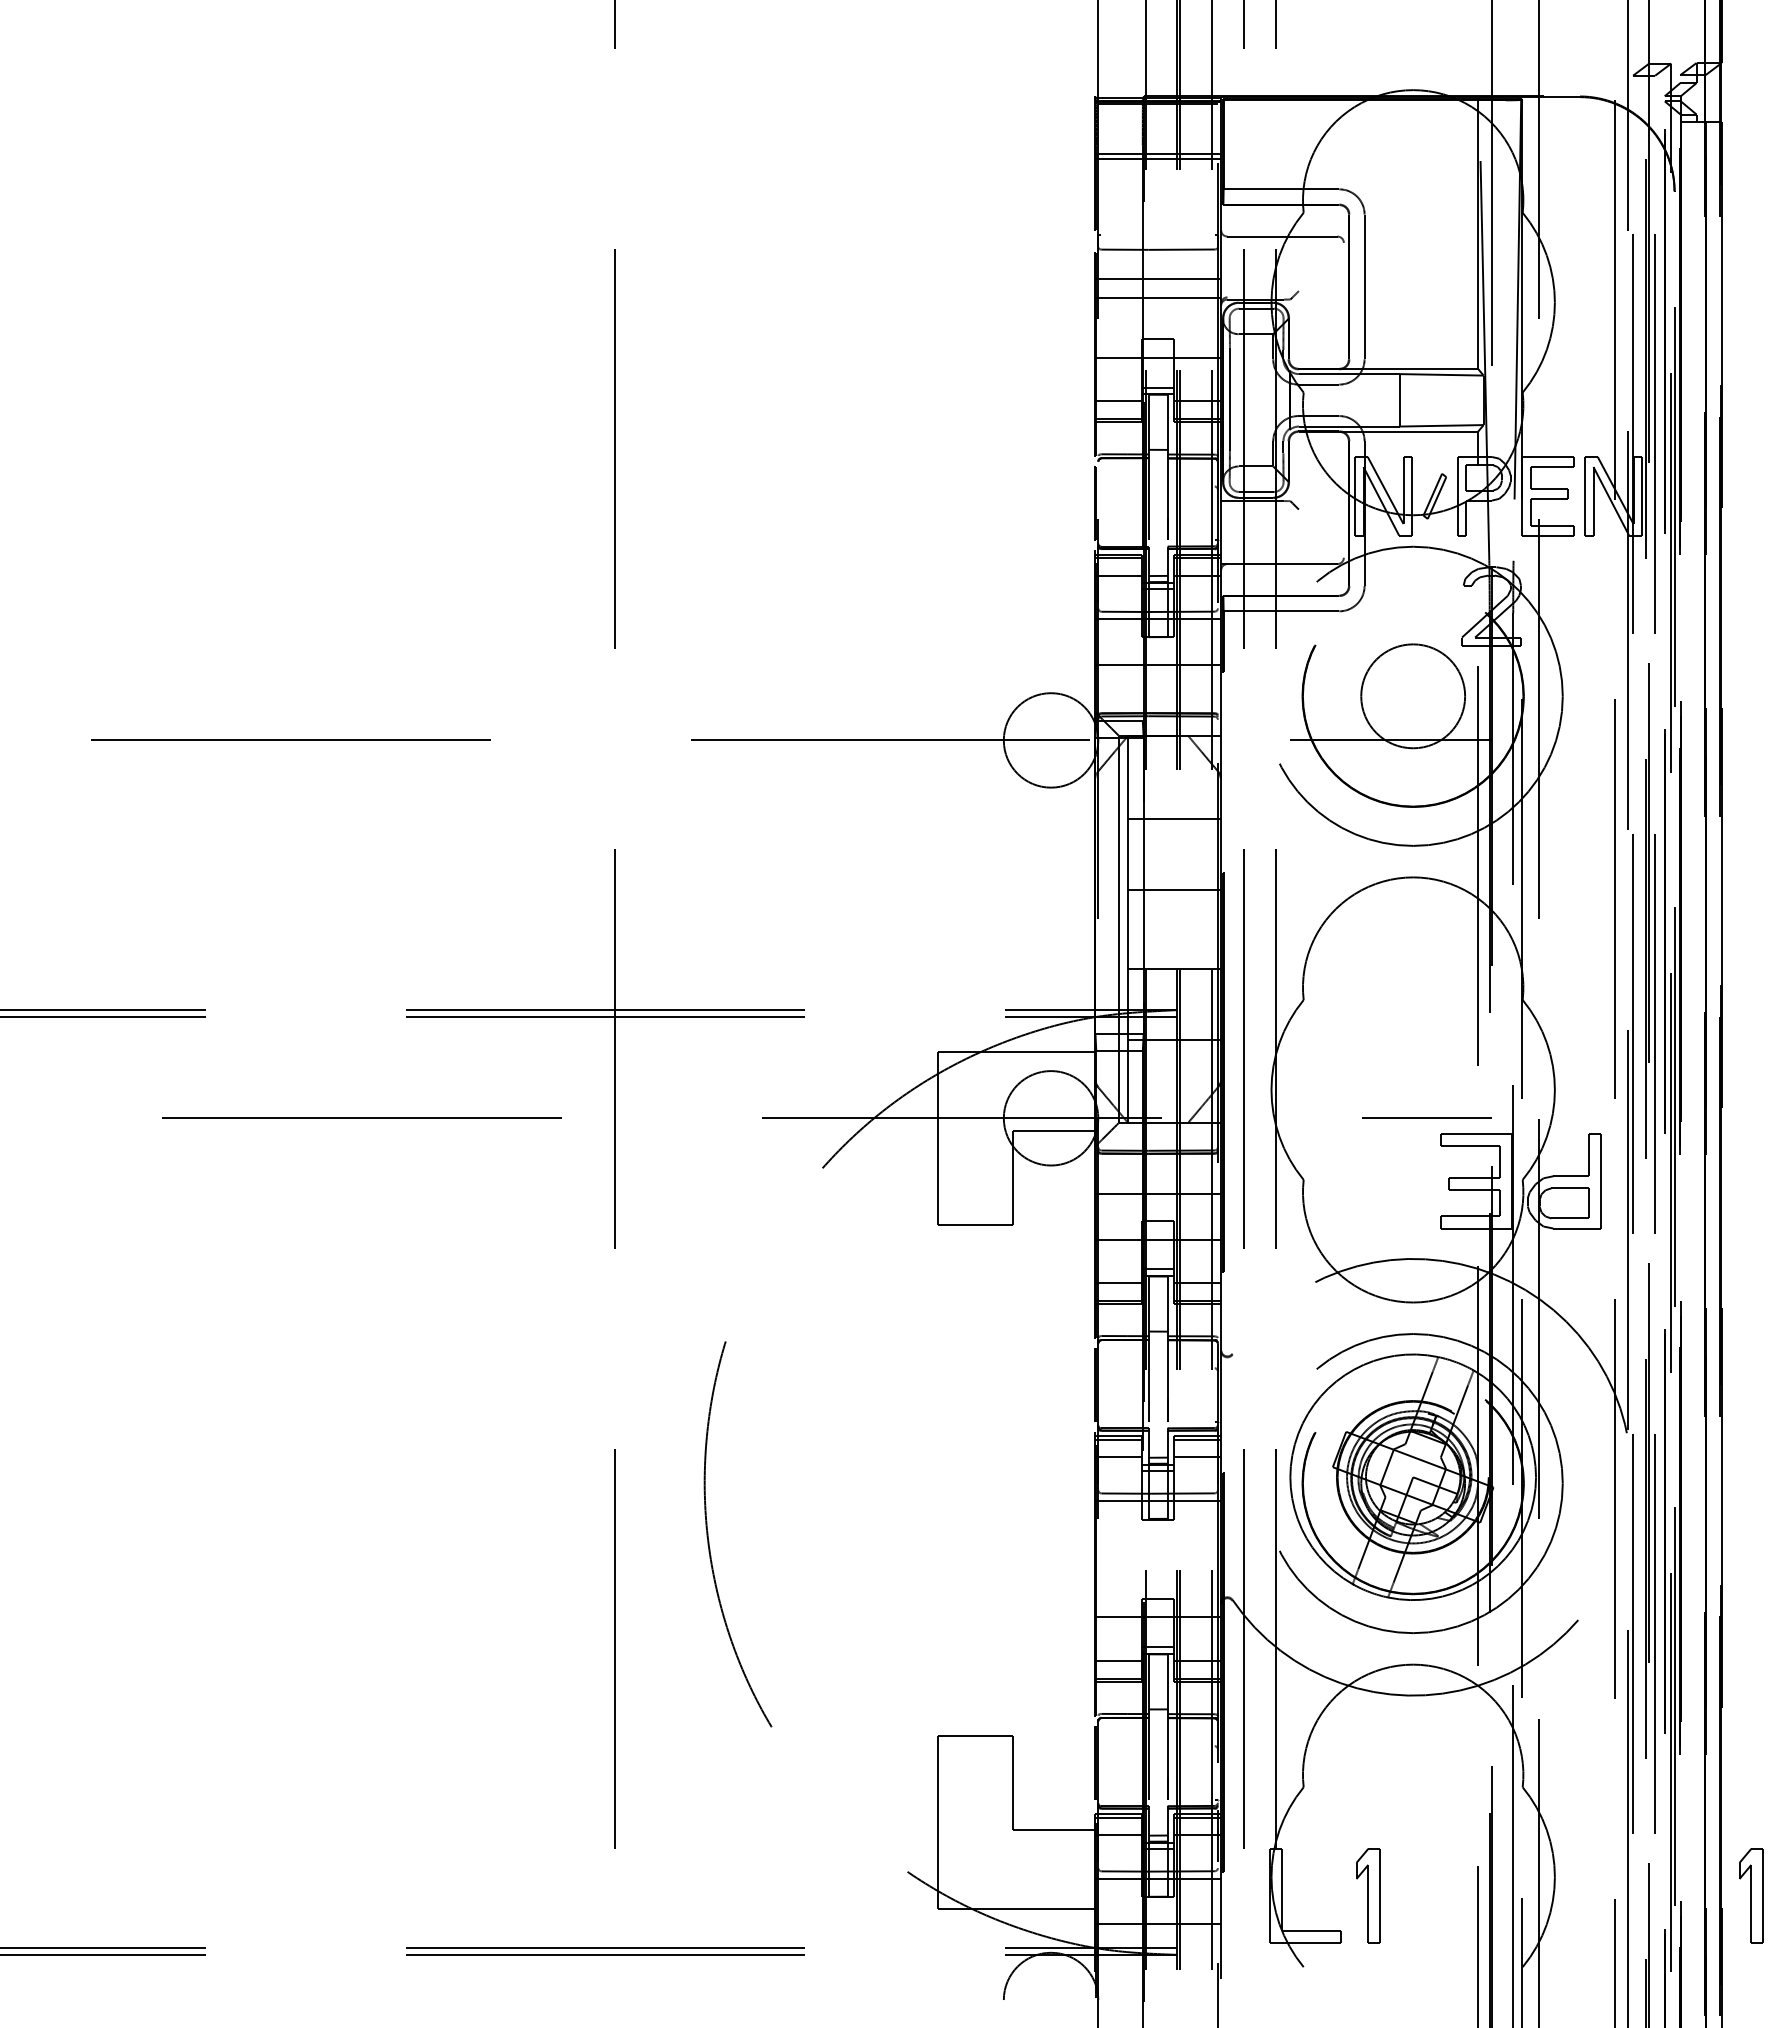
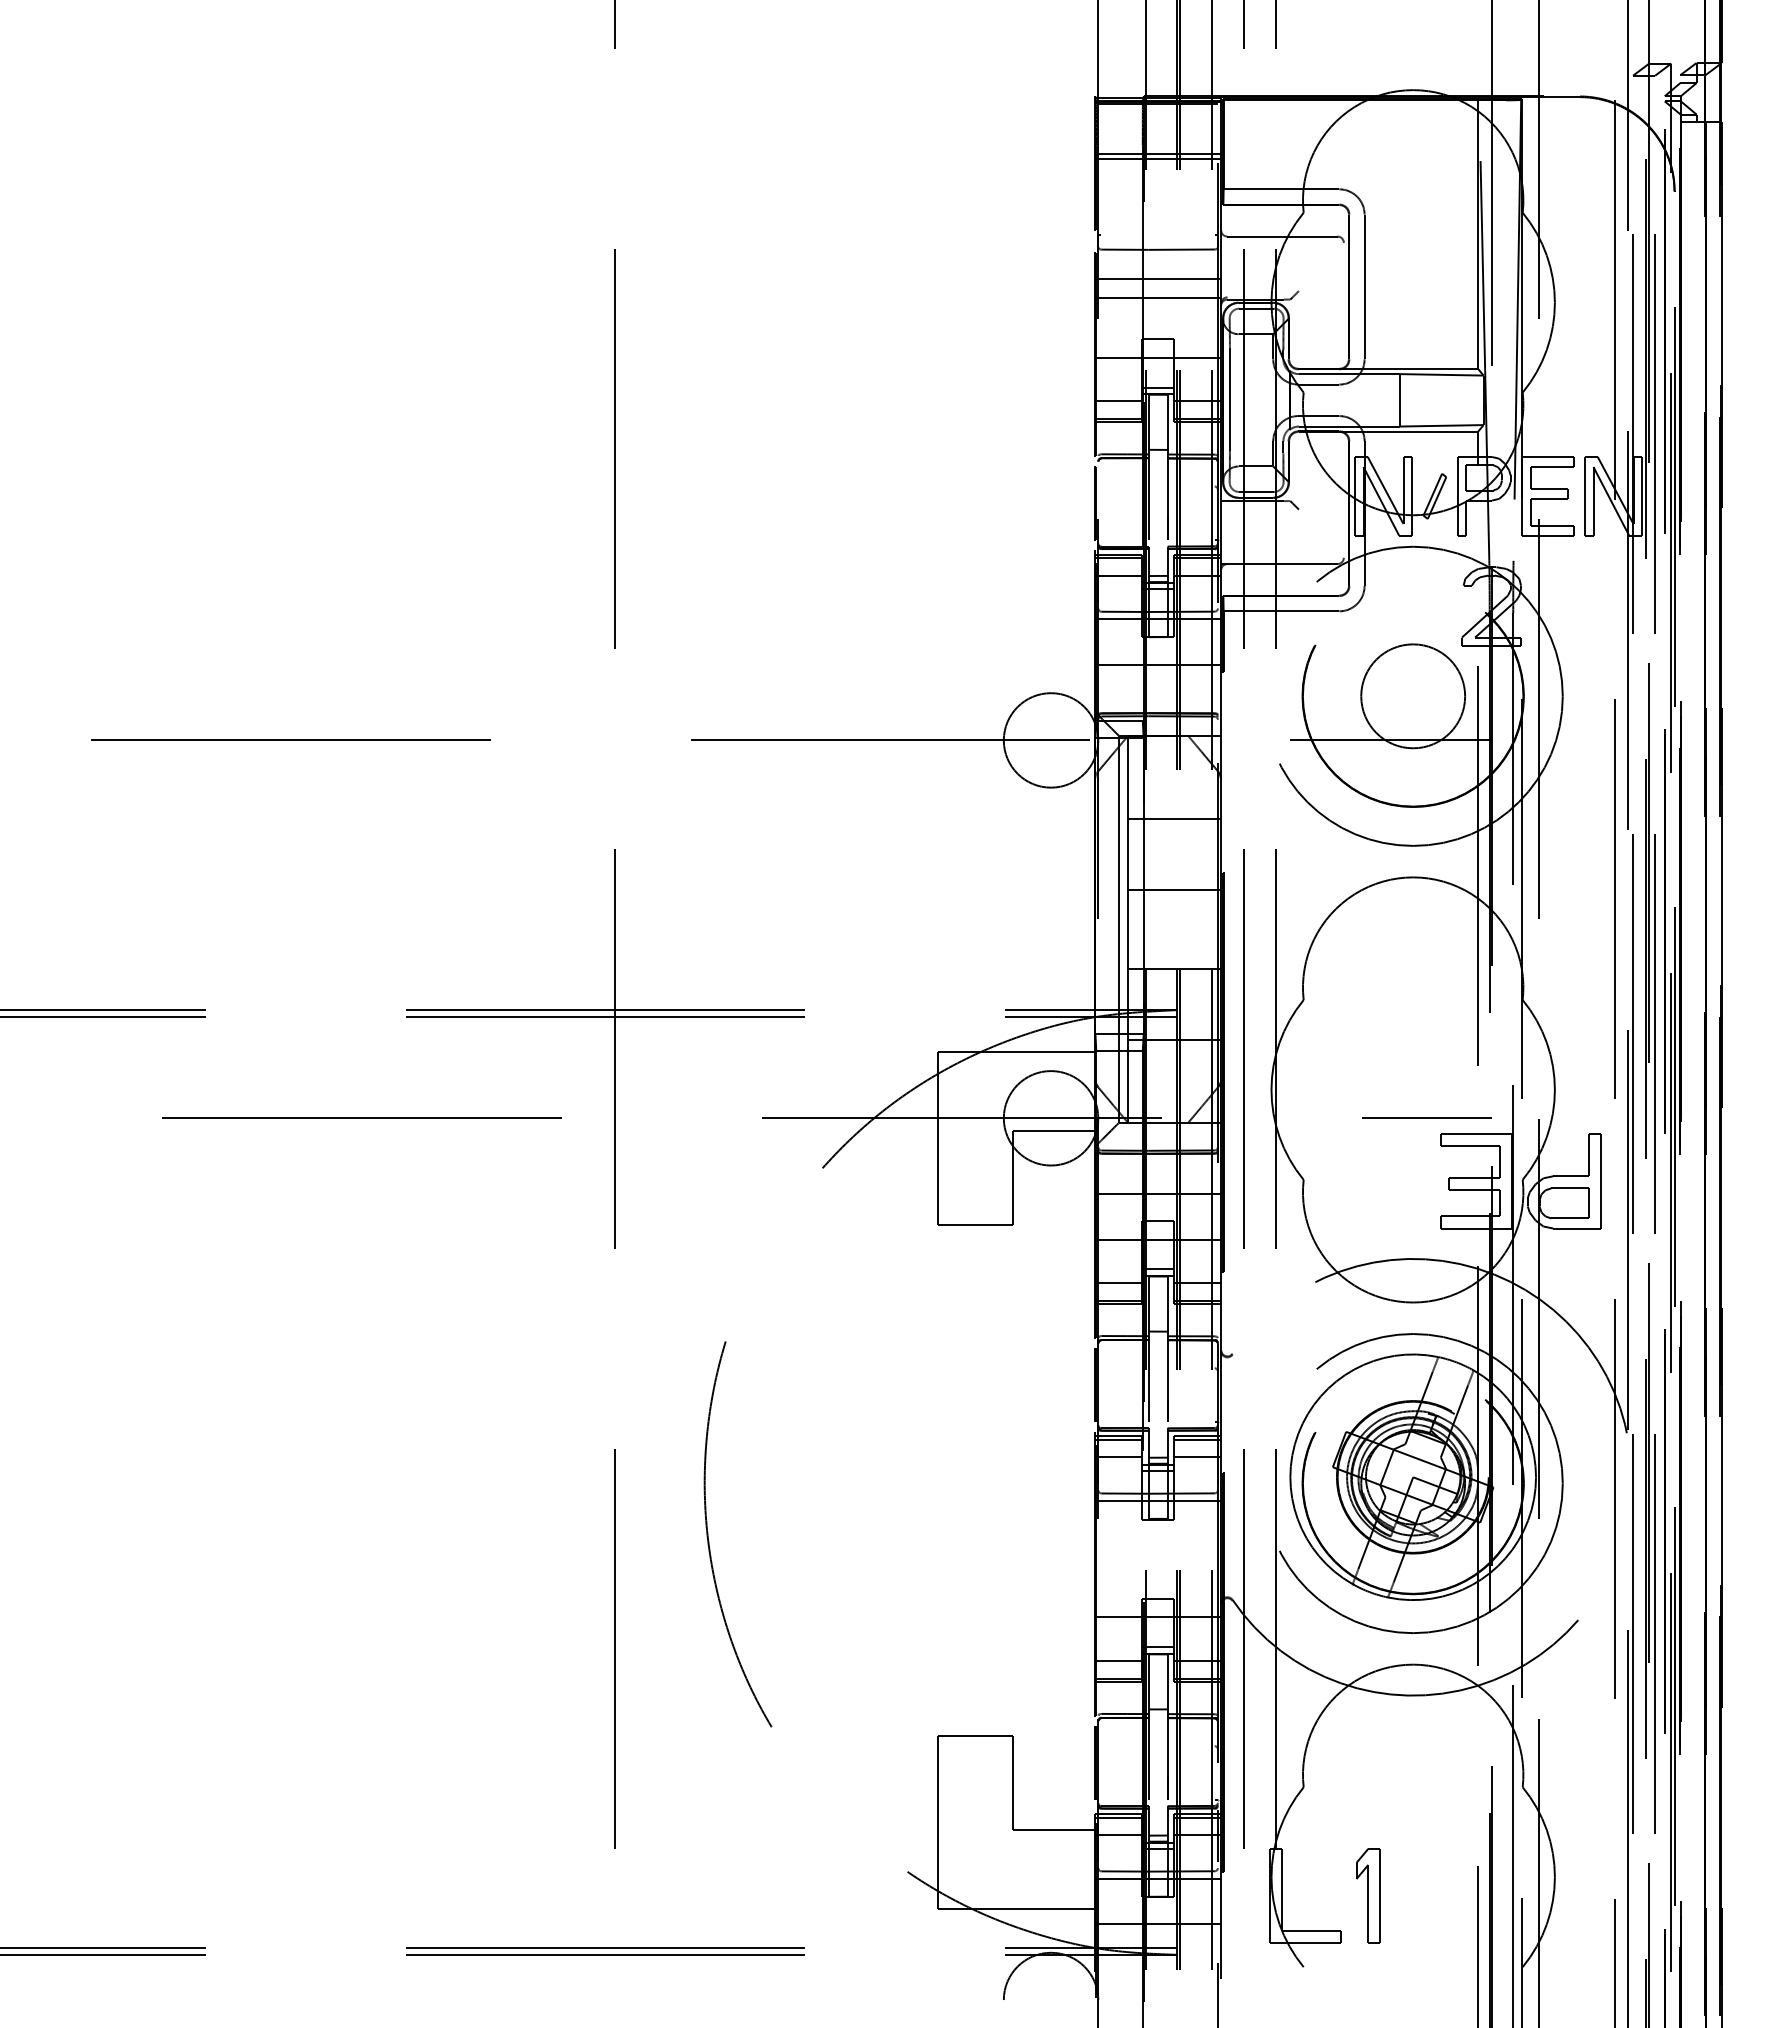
part: present -> none (1751, 1895)
